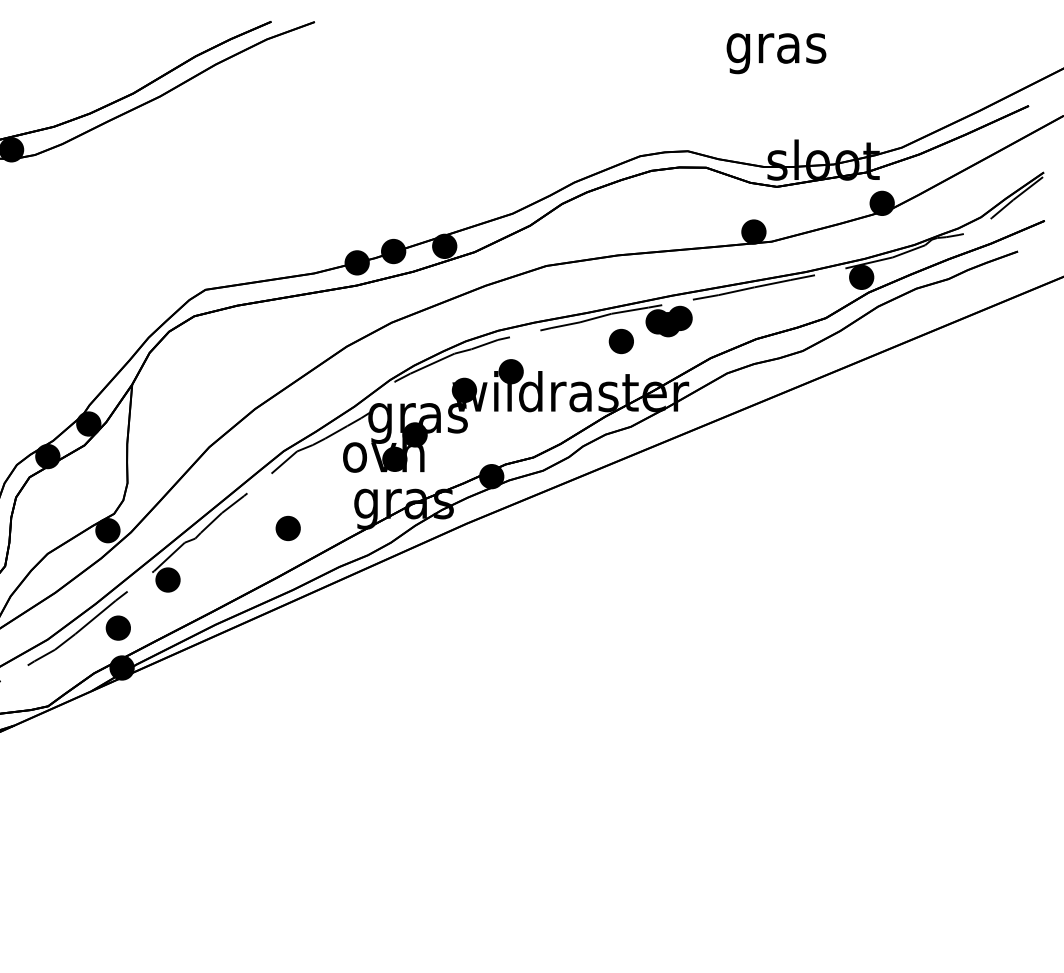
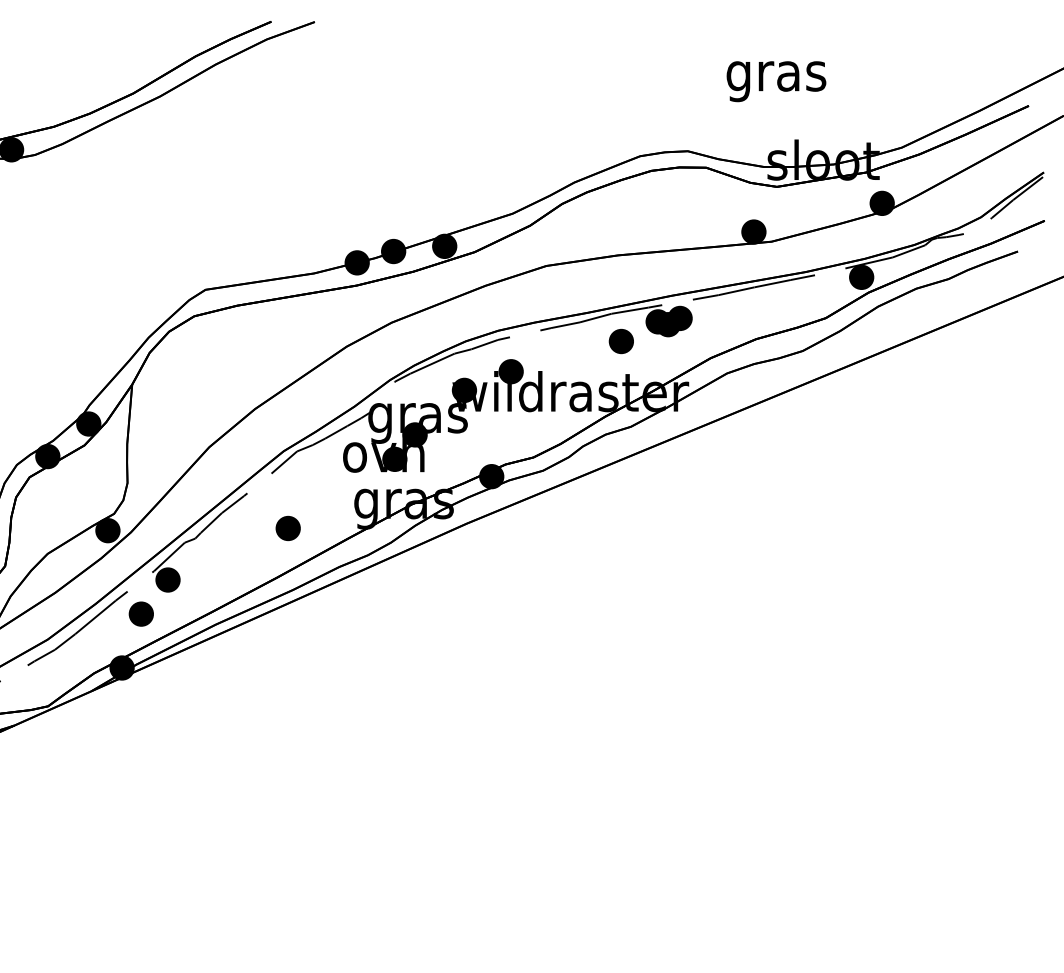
text position: (776, 53) -> (776, 81) (776, 81)
part position: (117, 627) -> (140, 613) (140, 613)
